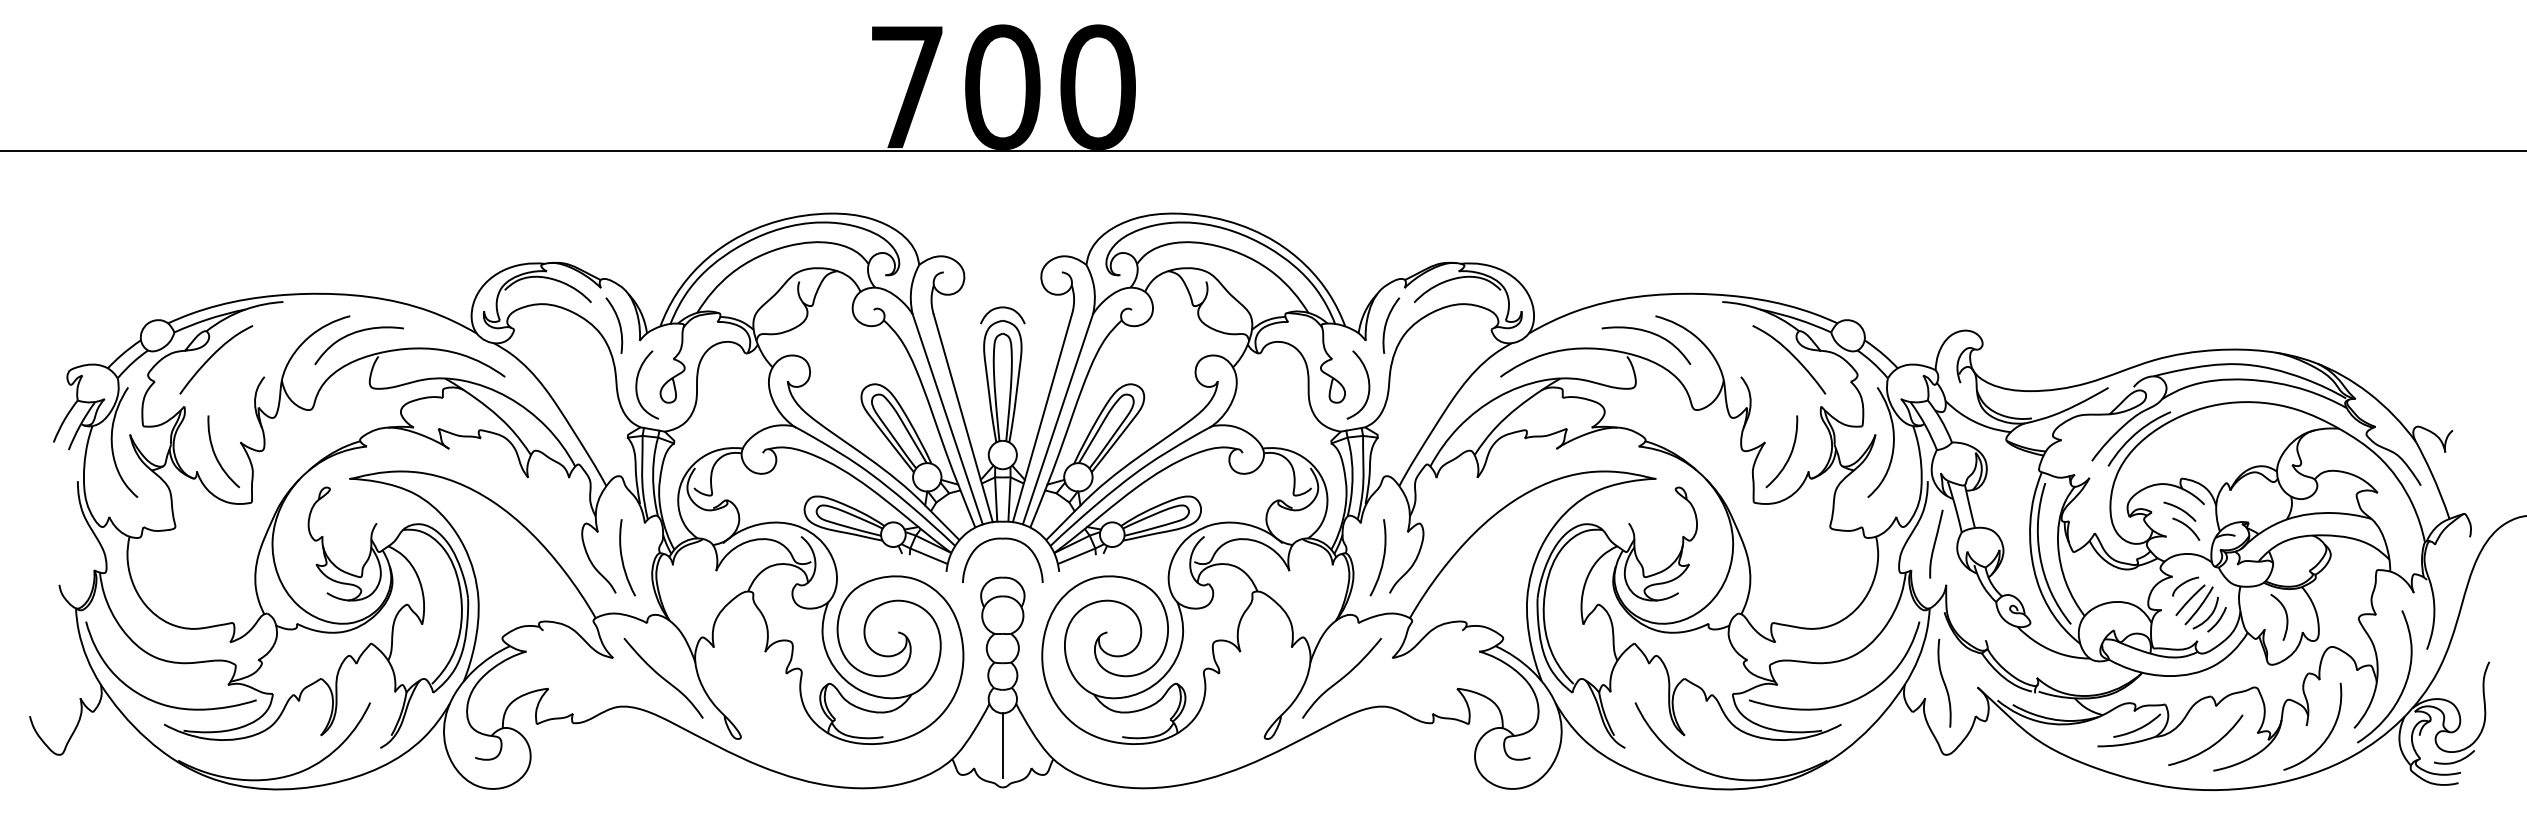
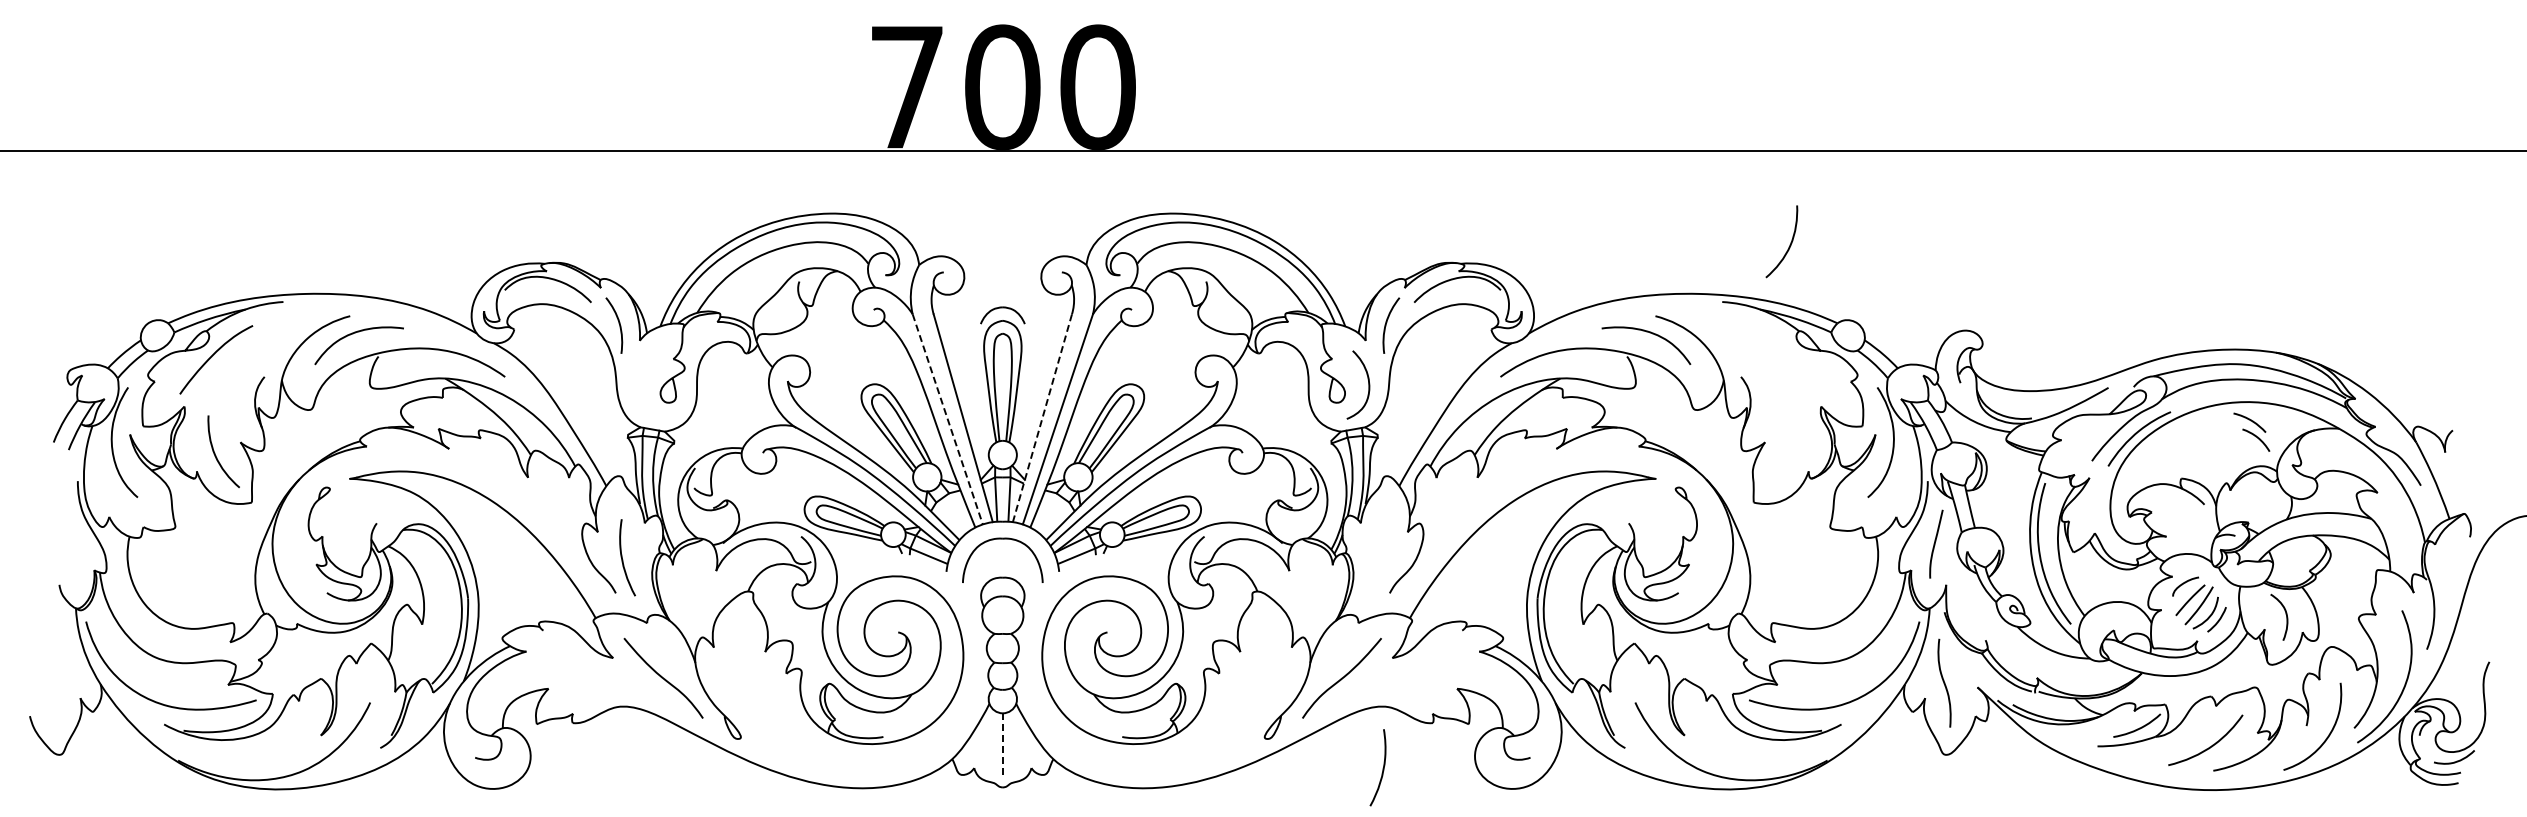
curve: present -> none (1792, 356)
curve: present -> none (637, 384)
line: solid -> dashed (1042, 418)
line: solid -> dashed (947, 419)
curve position: (1789, 454) -> (1789, 244) (1789, 244)
part position: (2181, 520) -> (2251, 431) (2251, 431)
curve position: (1382, 558) -> (1382, 768) (1382, 768)
line: solid -> dashed (1002, 746)
